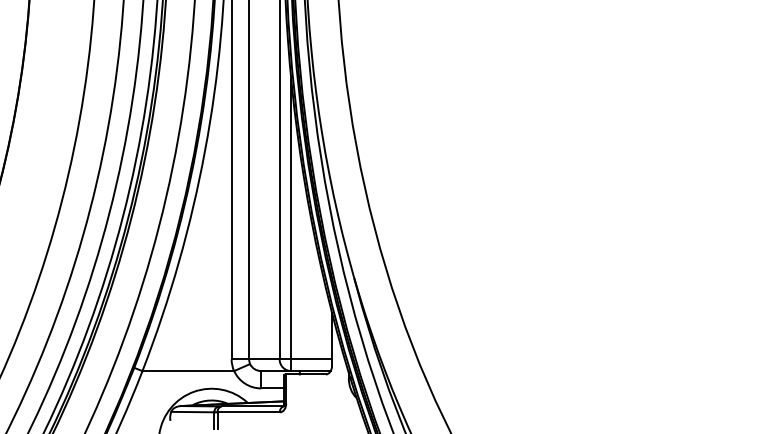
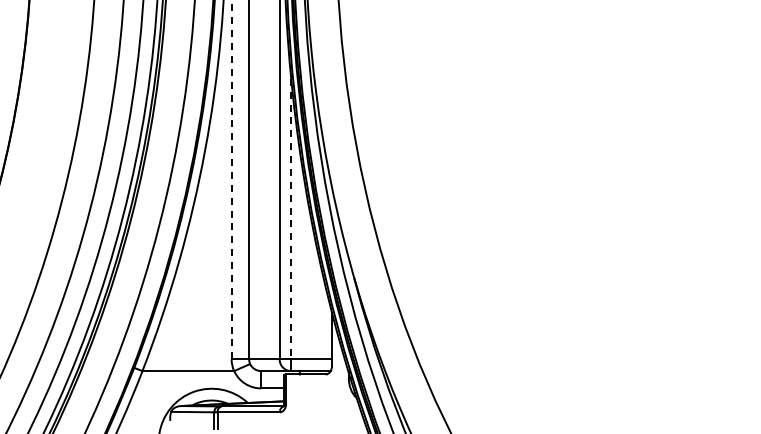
line: solid -> dashed (231, 179)
line: solid -> dashed (291, 219)
